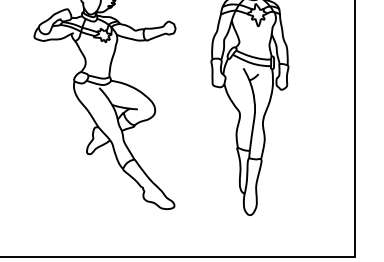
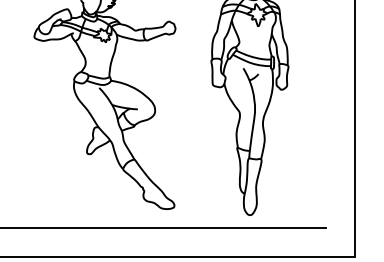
line: none -> present (164, 227)
